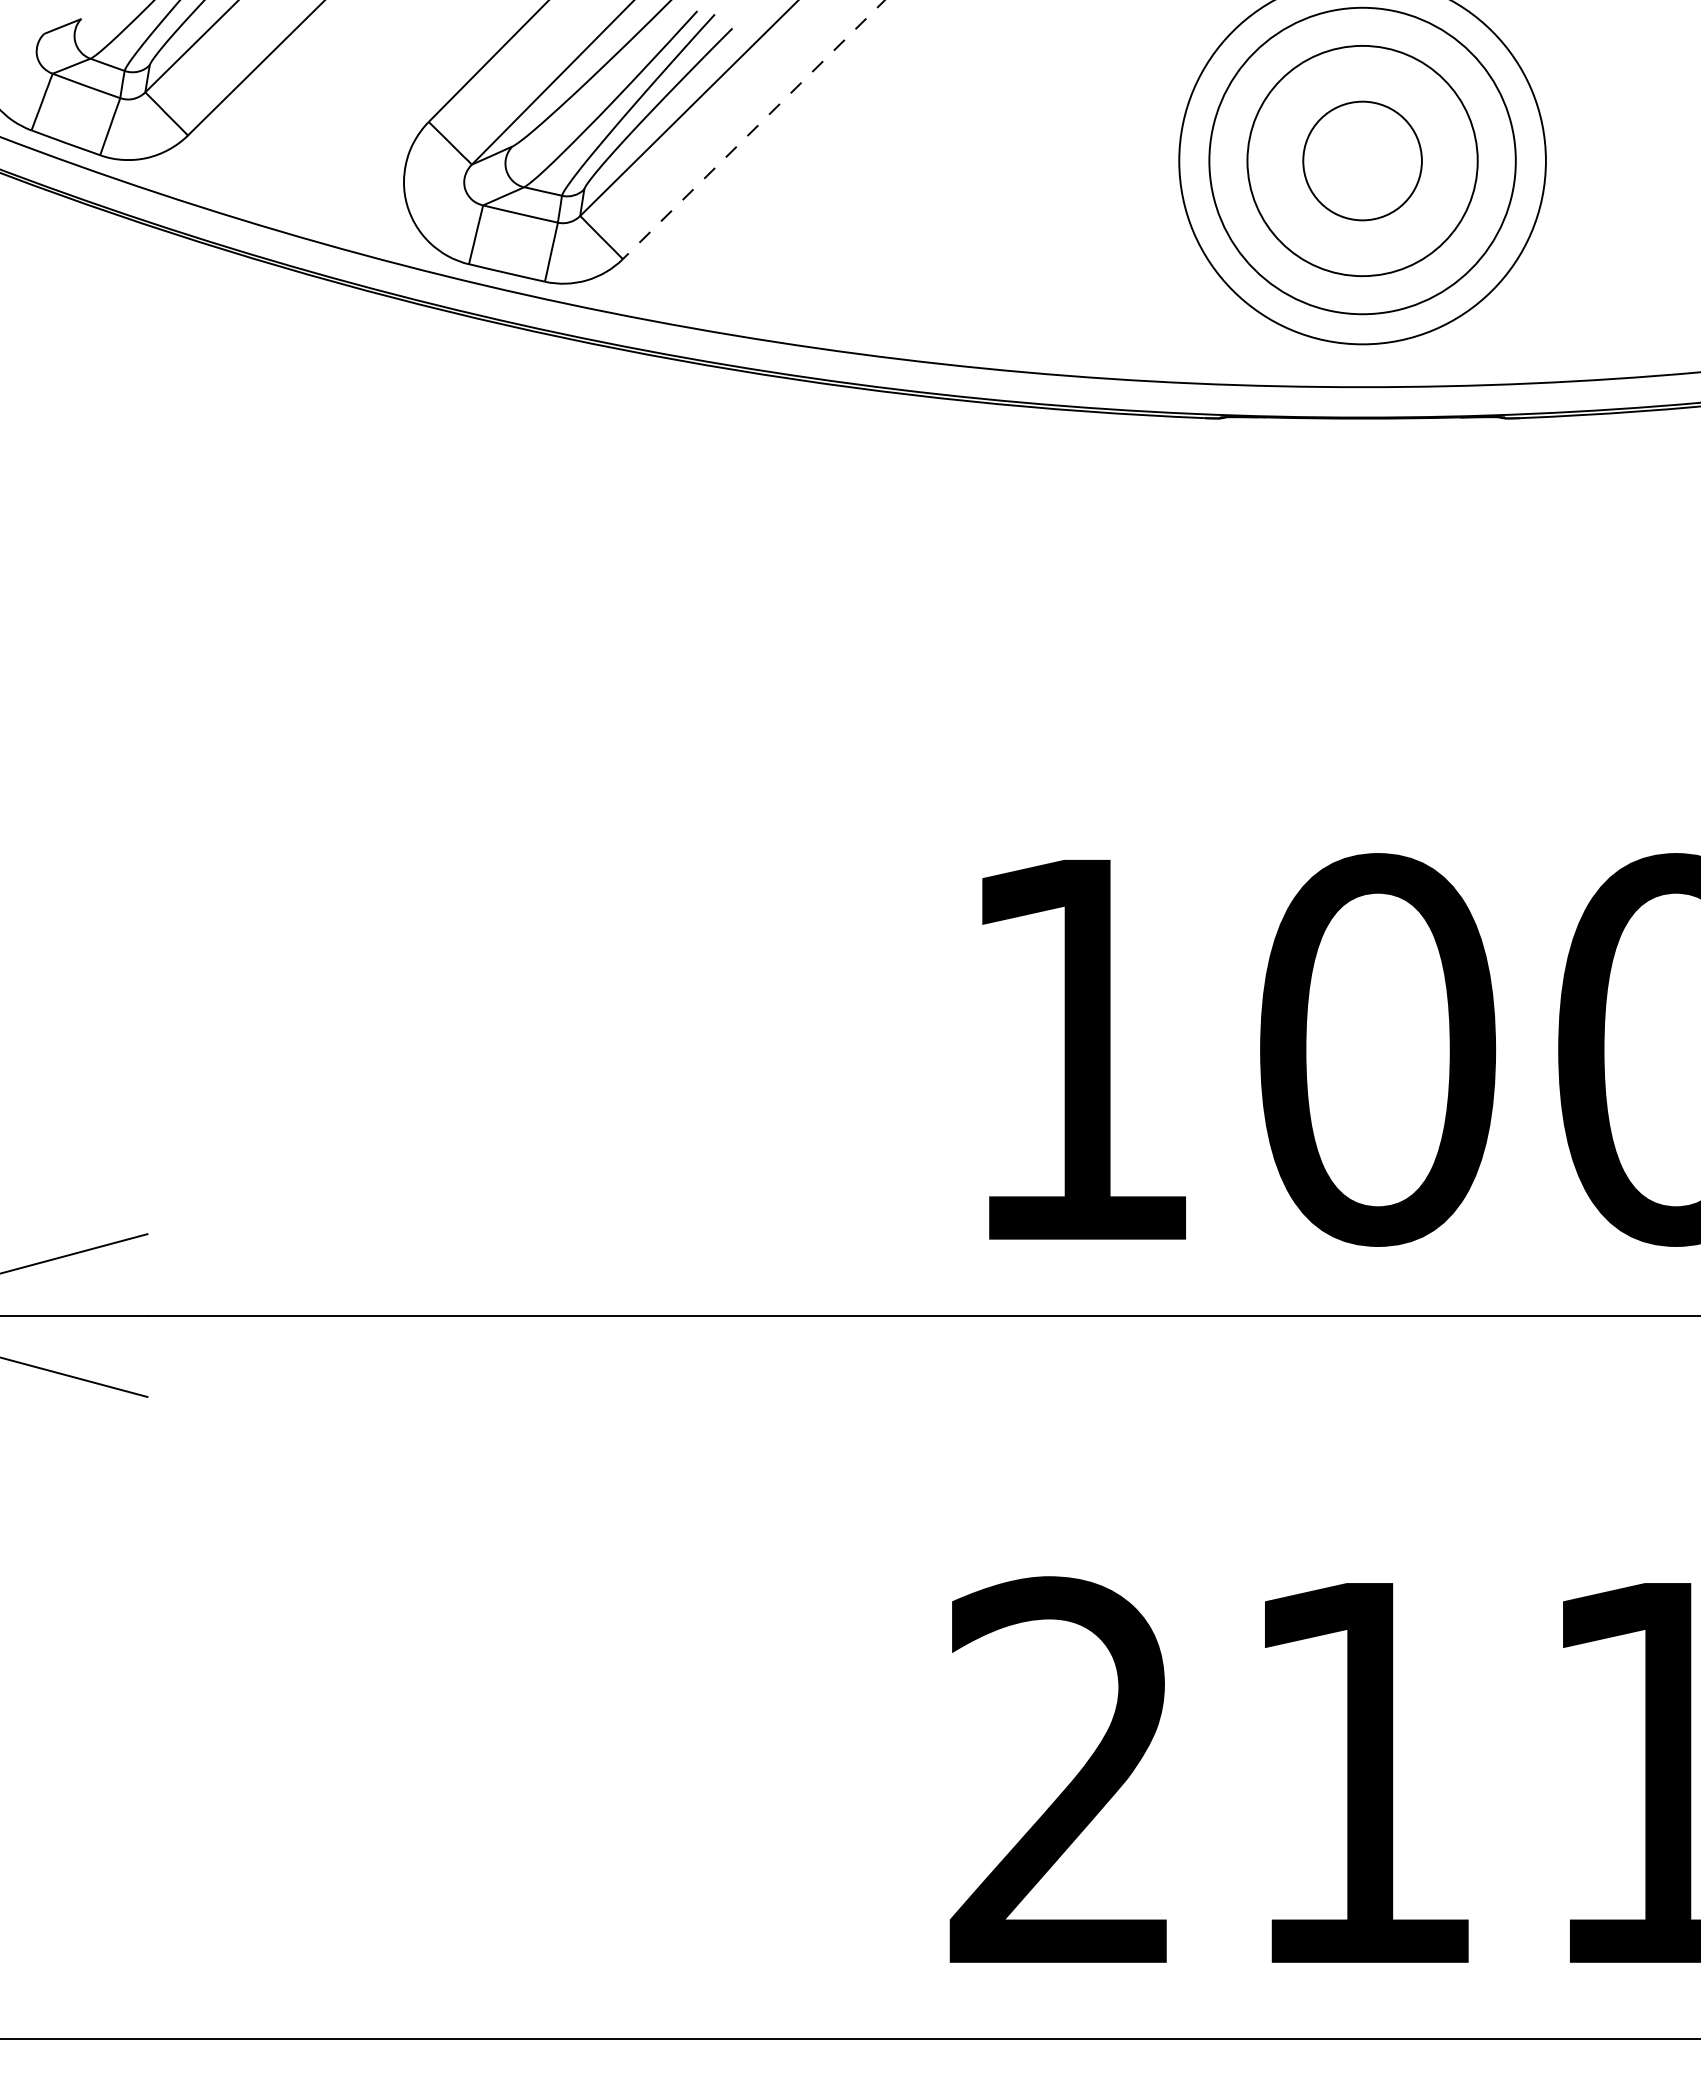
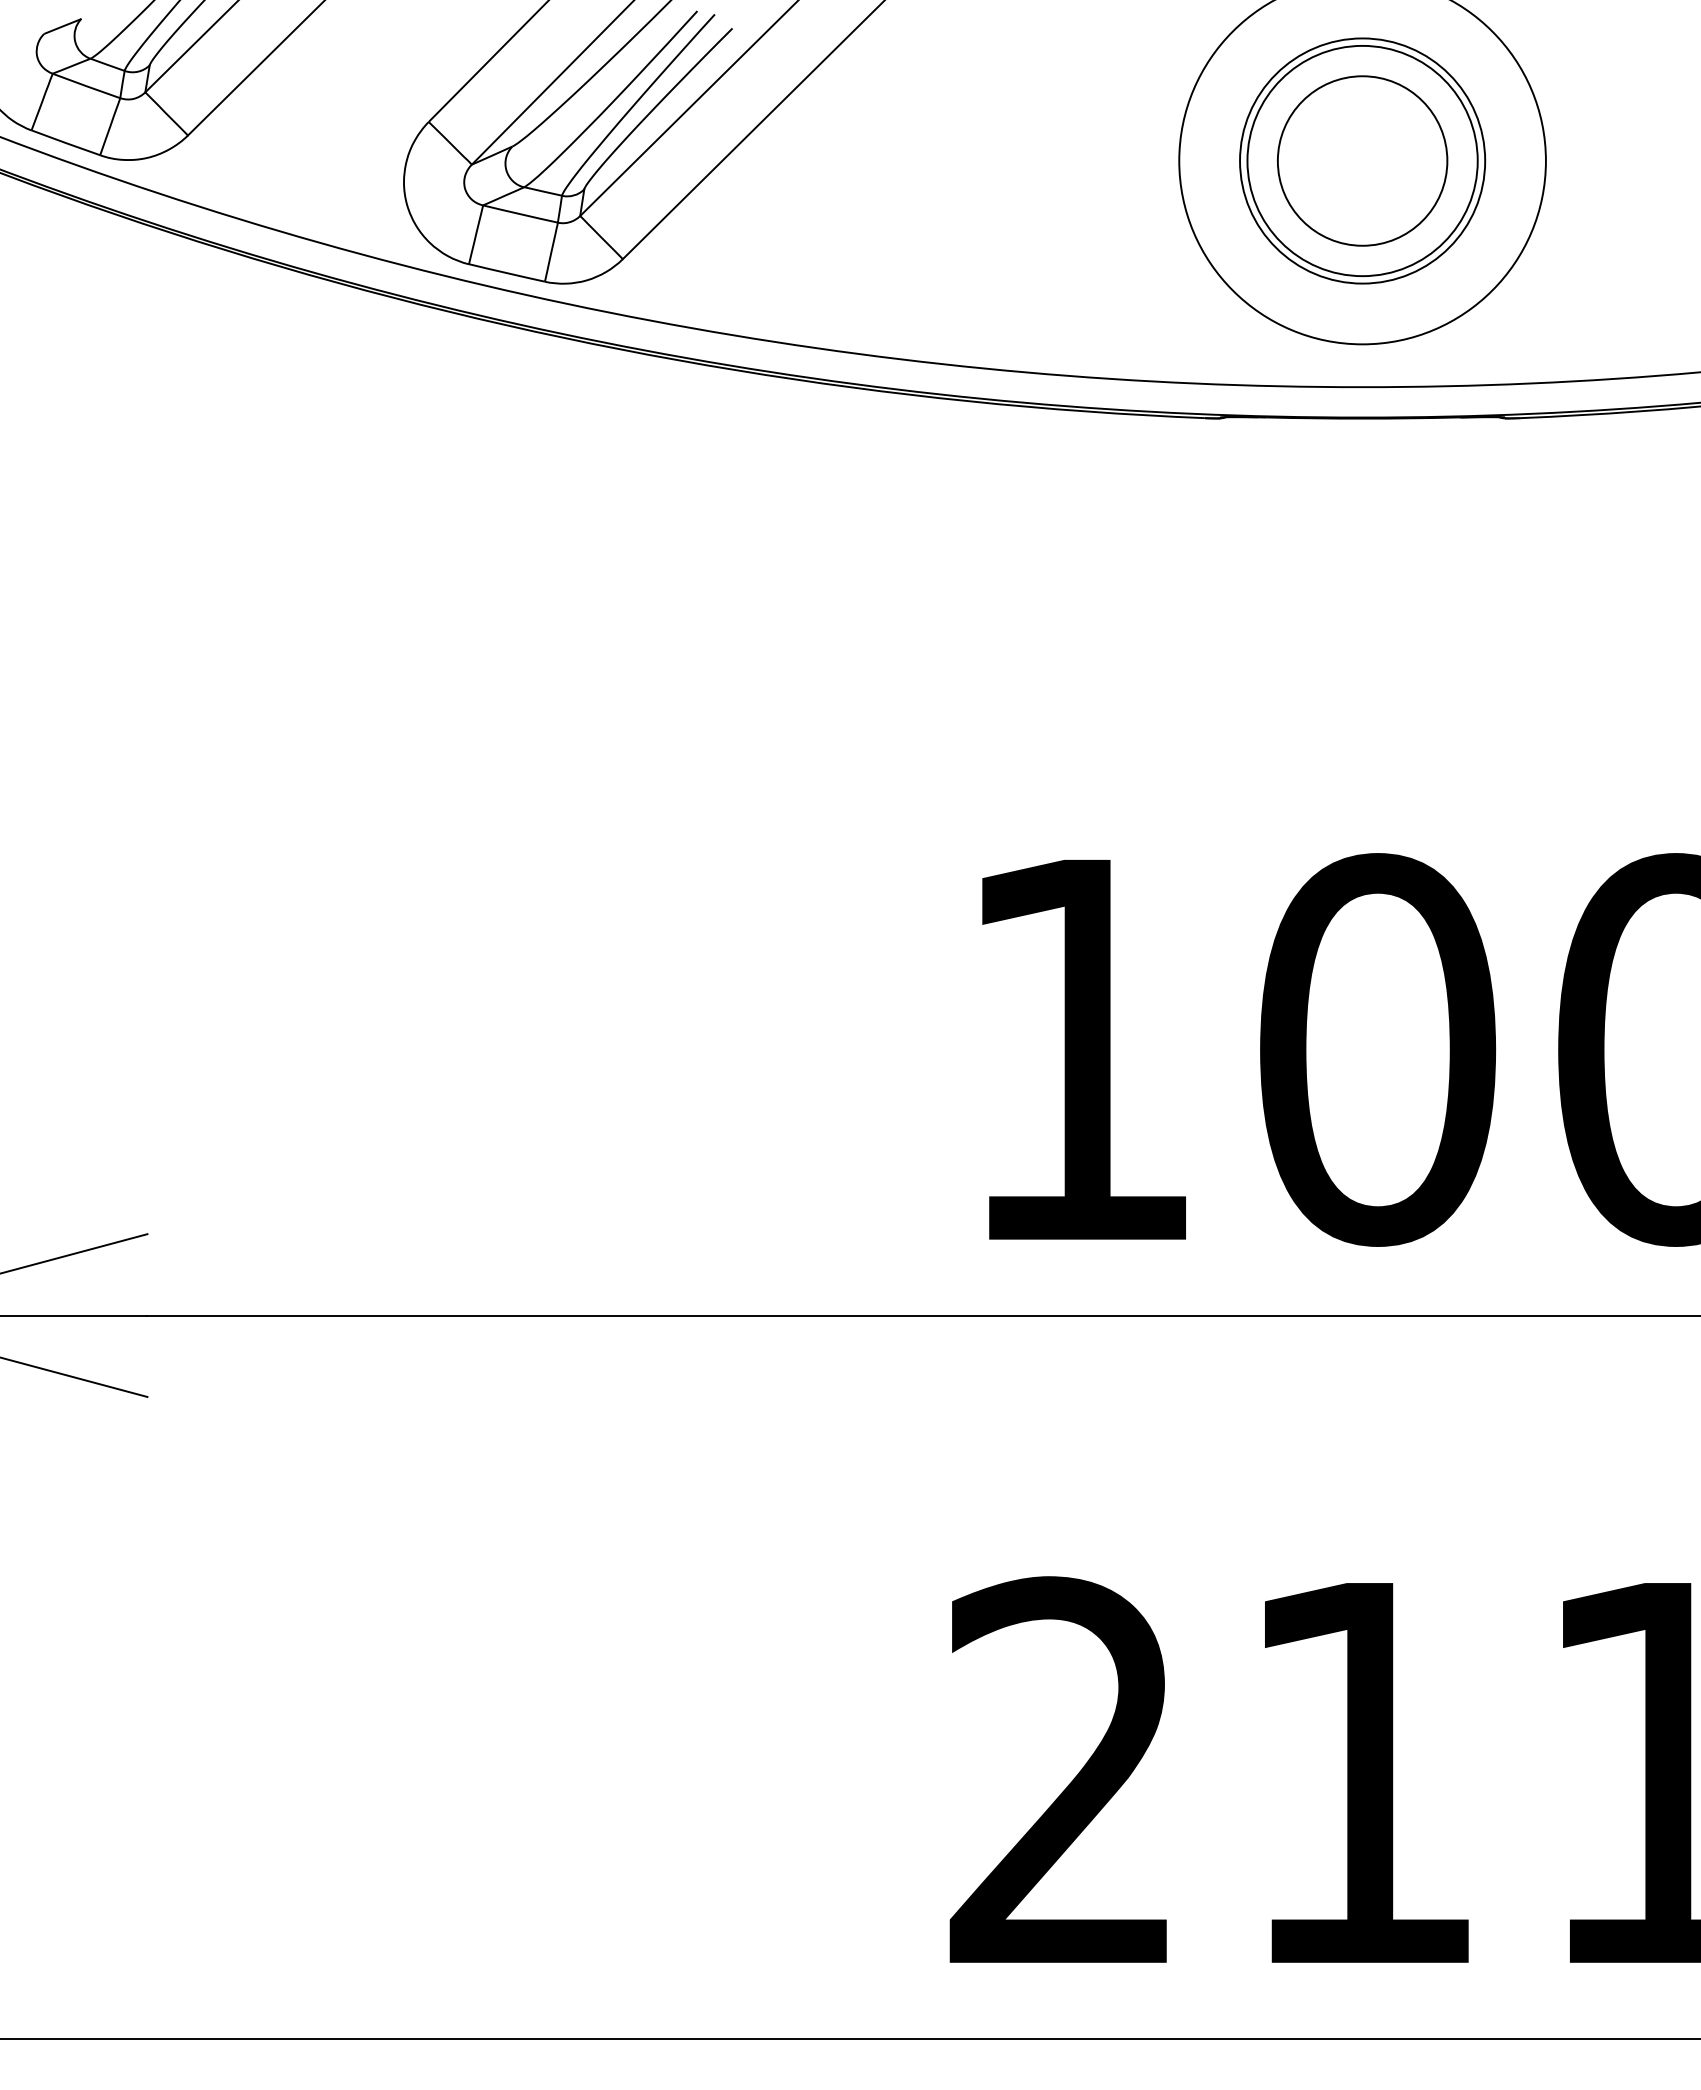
line: dashed -> solid (753, 129)
circle diameter: 119 px -> 170 px (1362, 160)
circle diameter: 306 px -> 245 px (1362, 160)
